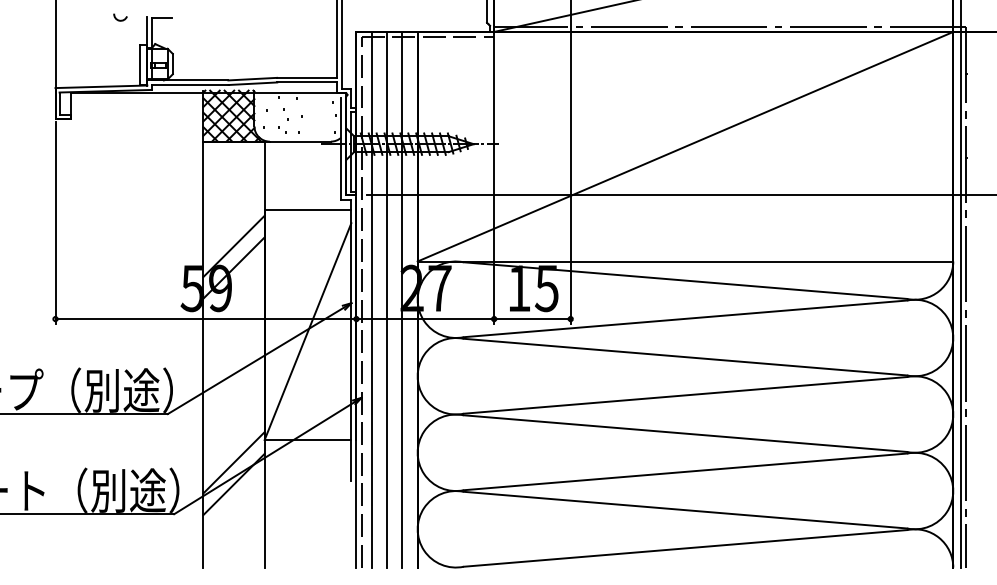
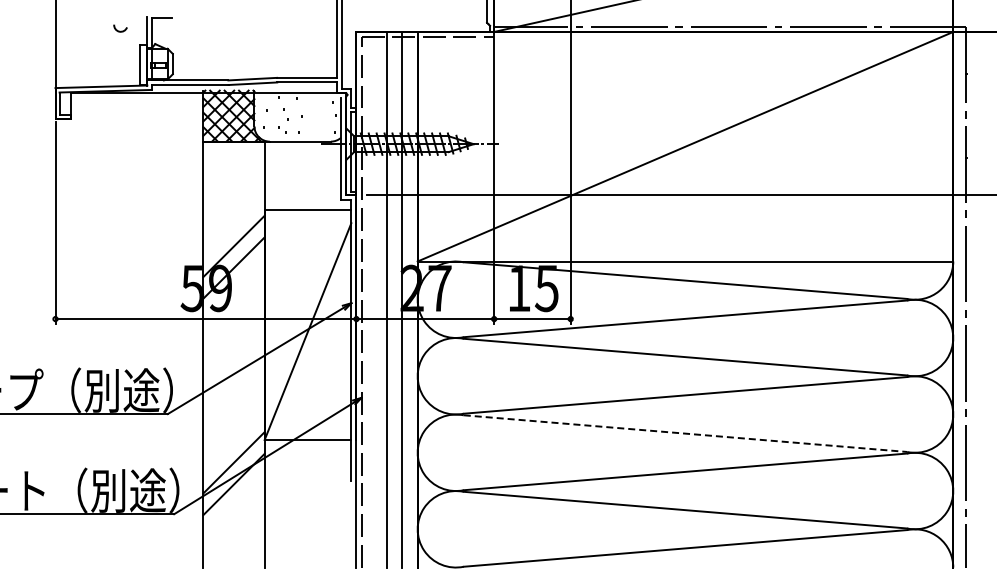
arc position: (120, 19) -> (120, 30) (120, 30)
line: present -> none (960, 284)
line: present -> none (371, 299)
line: solid -> dashed (686, 433)
